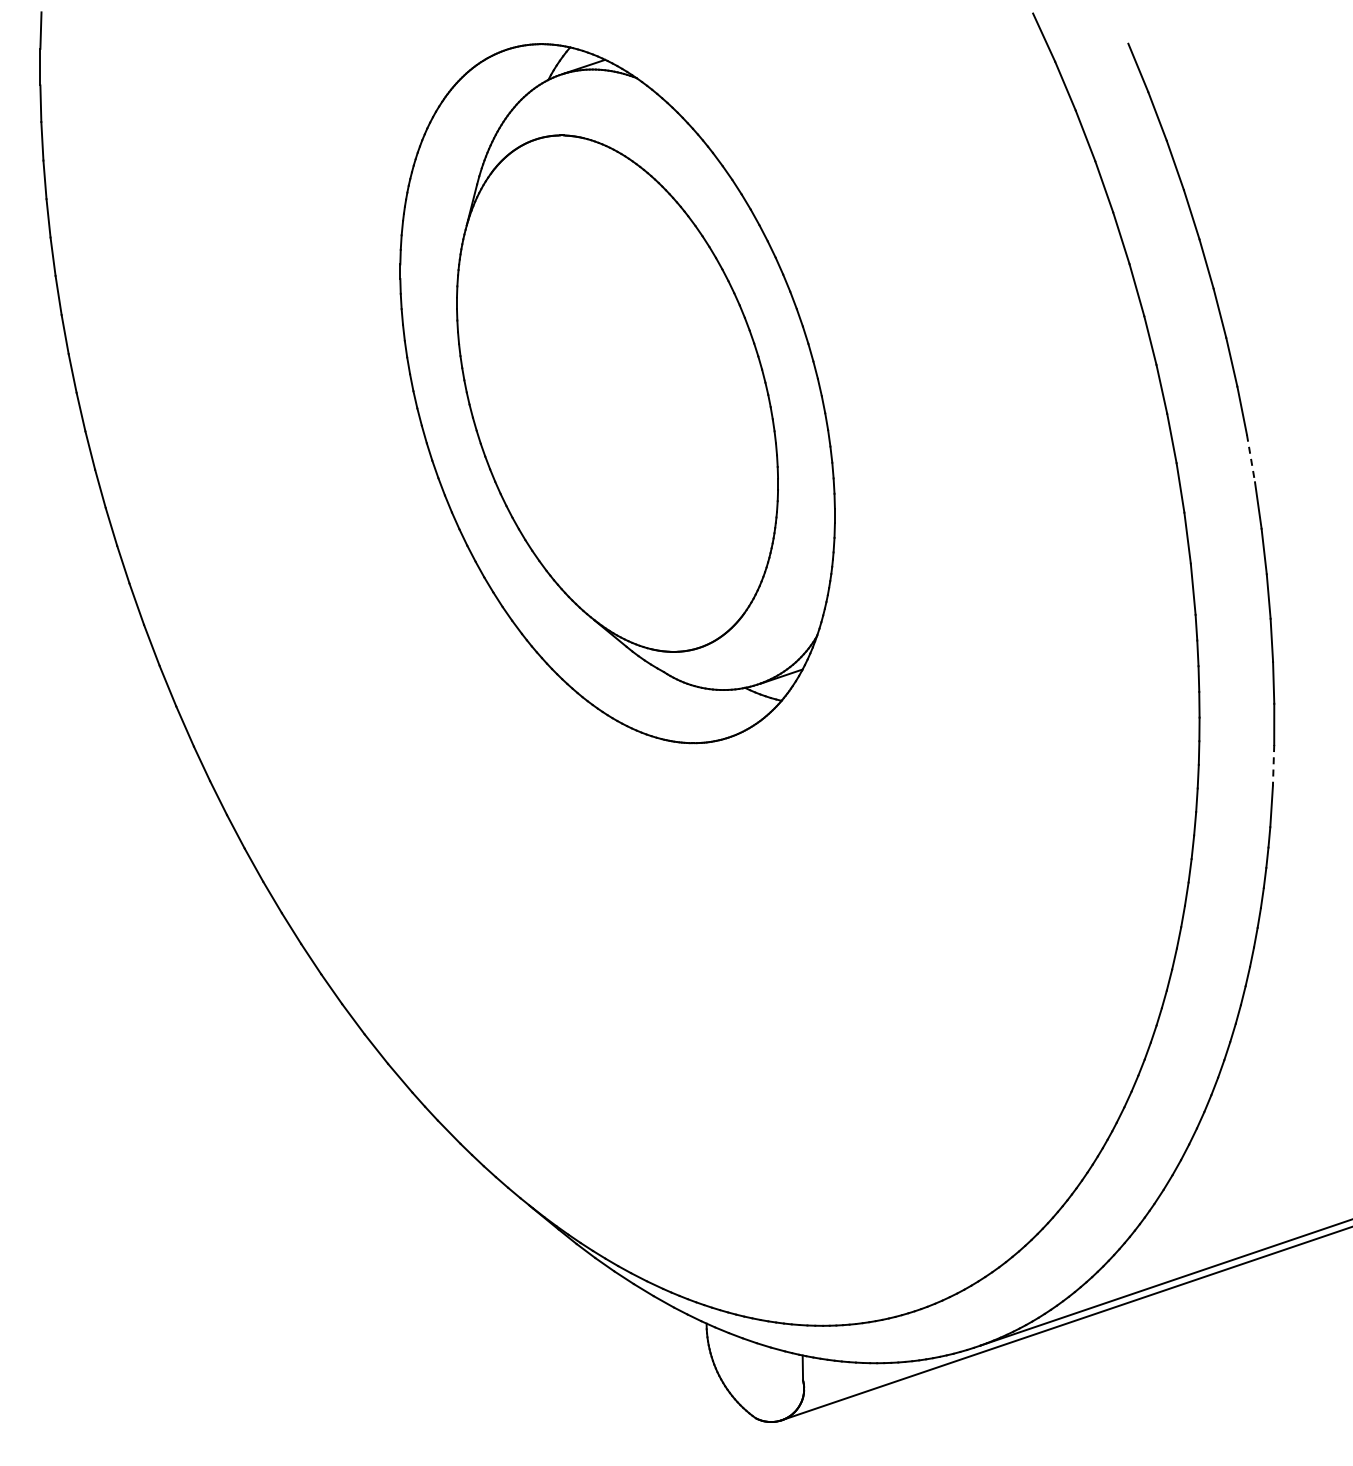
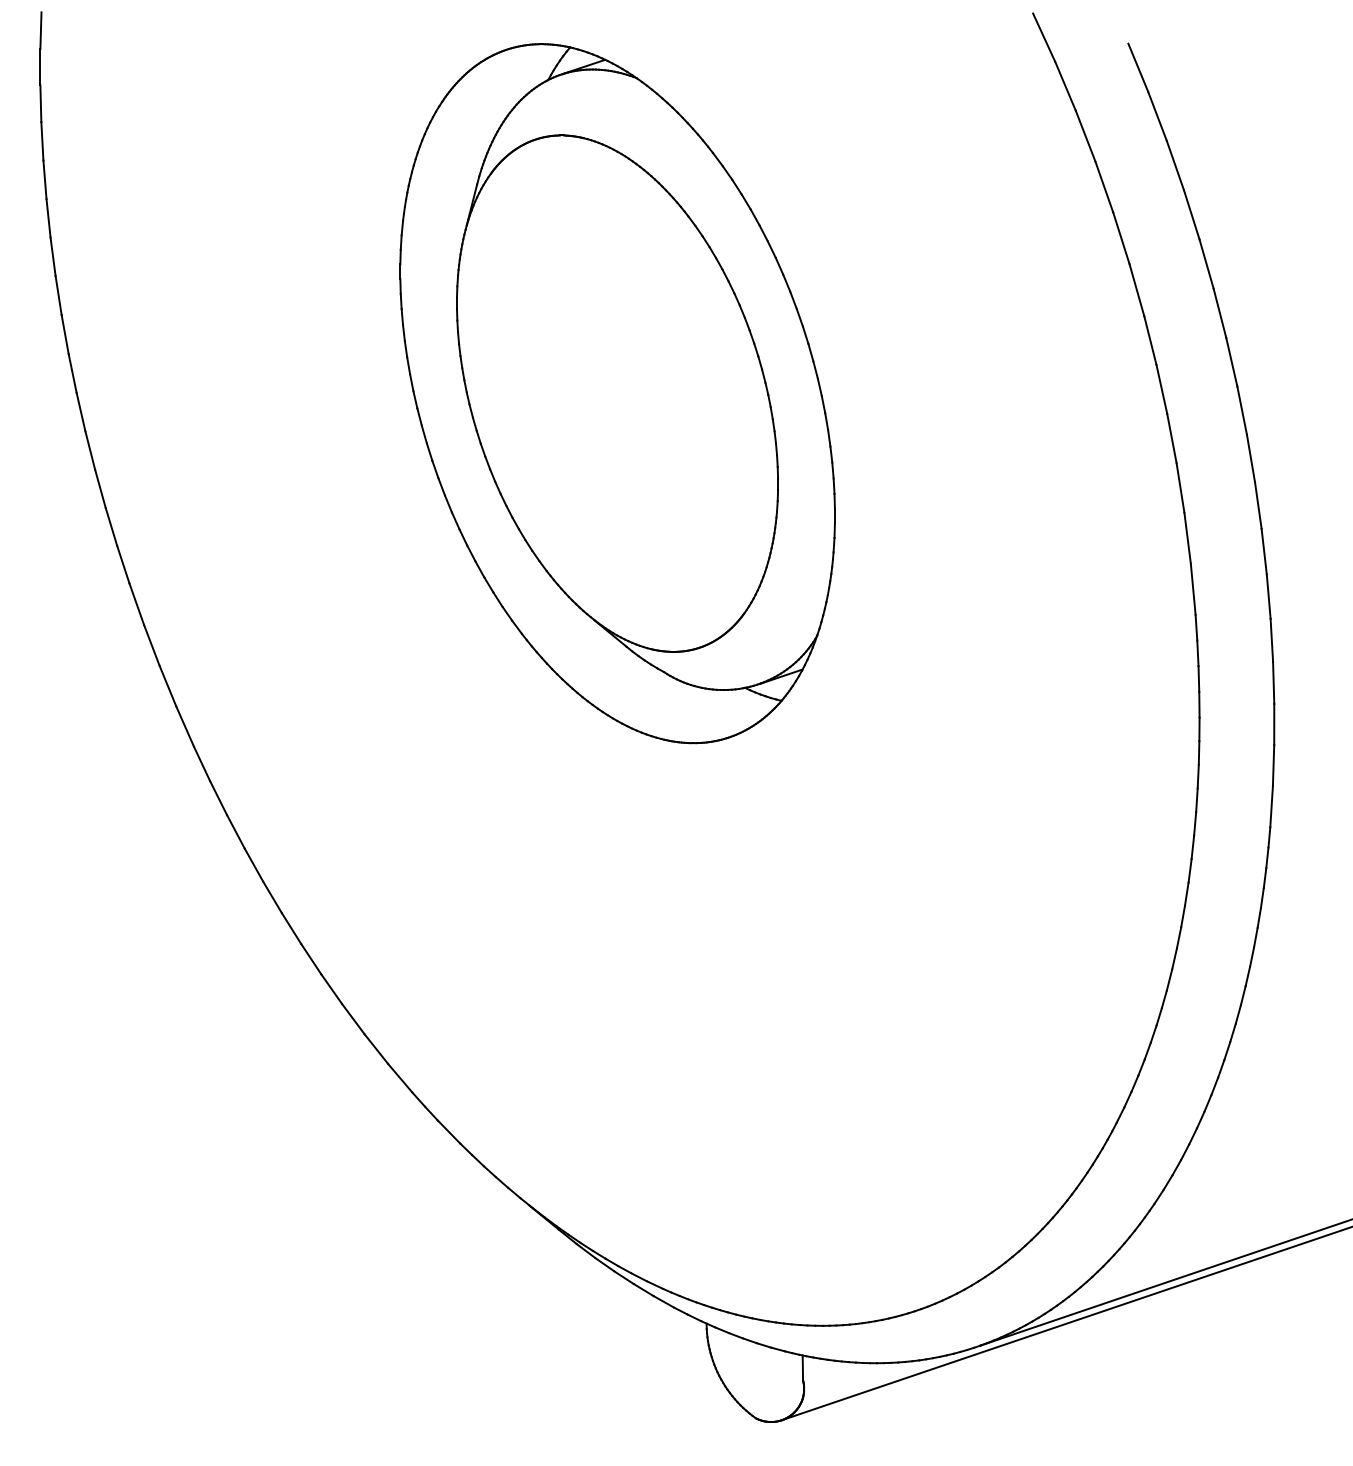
line: dashed -> solid (1251, 459)
line: dashed -> solid (1273, 765)
